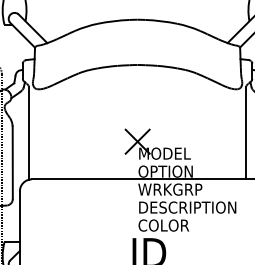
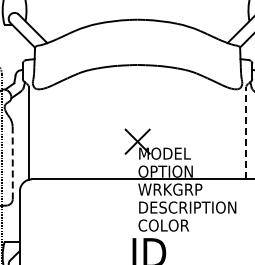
line: solid -> dashed (246, 132)
line: solid -> dashed (12, 163)
